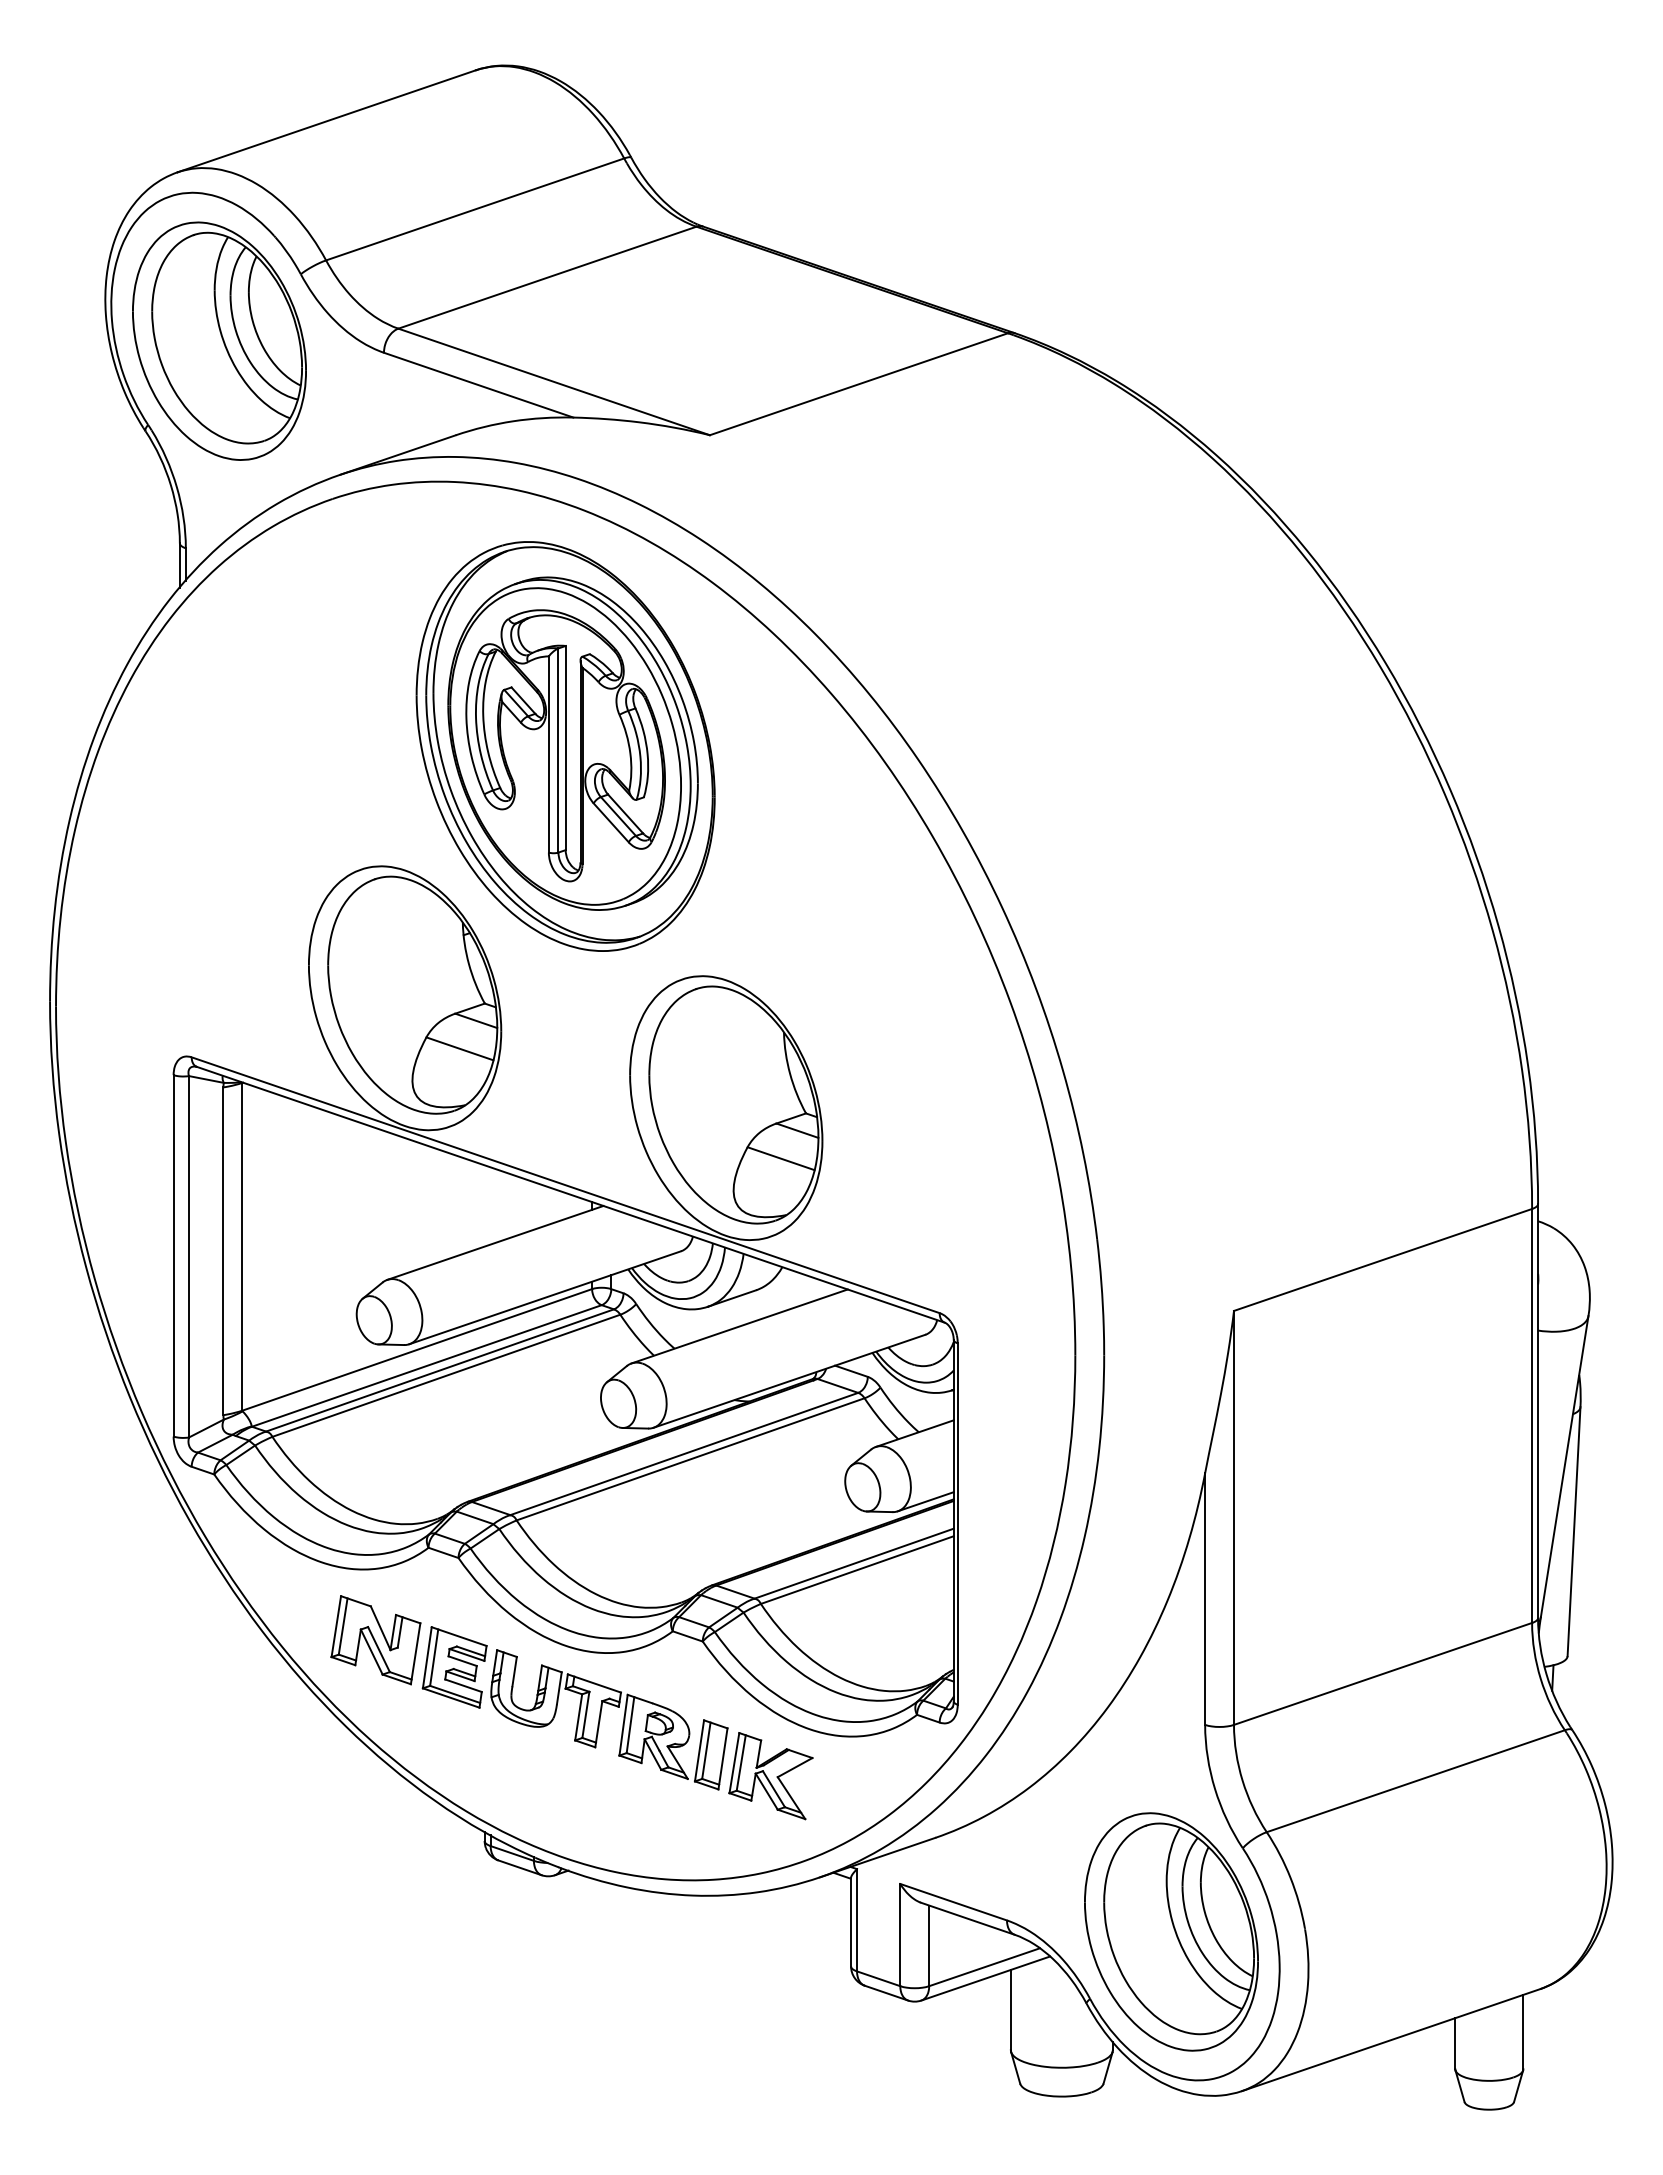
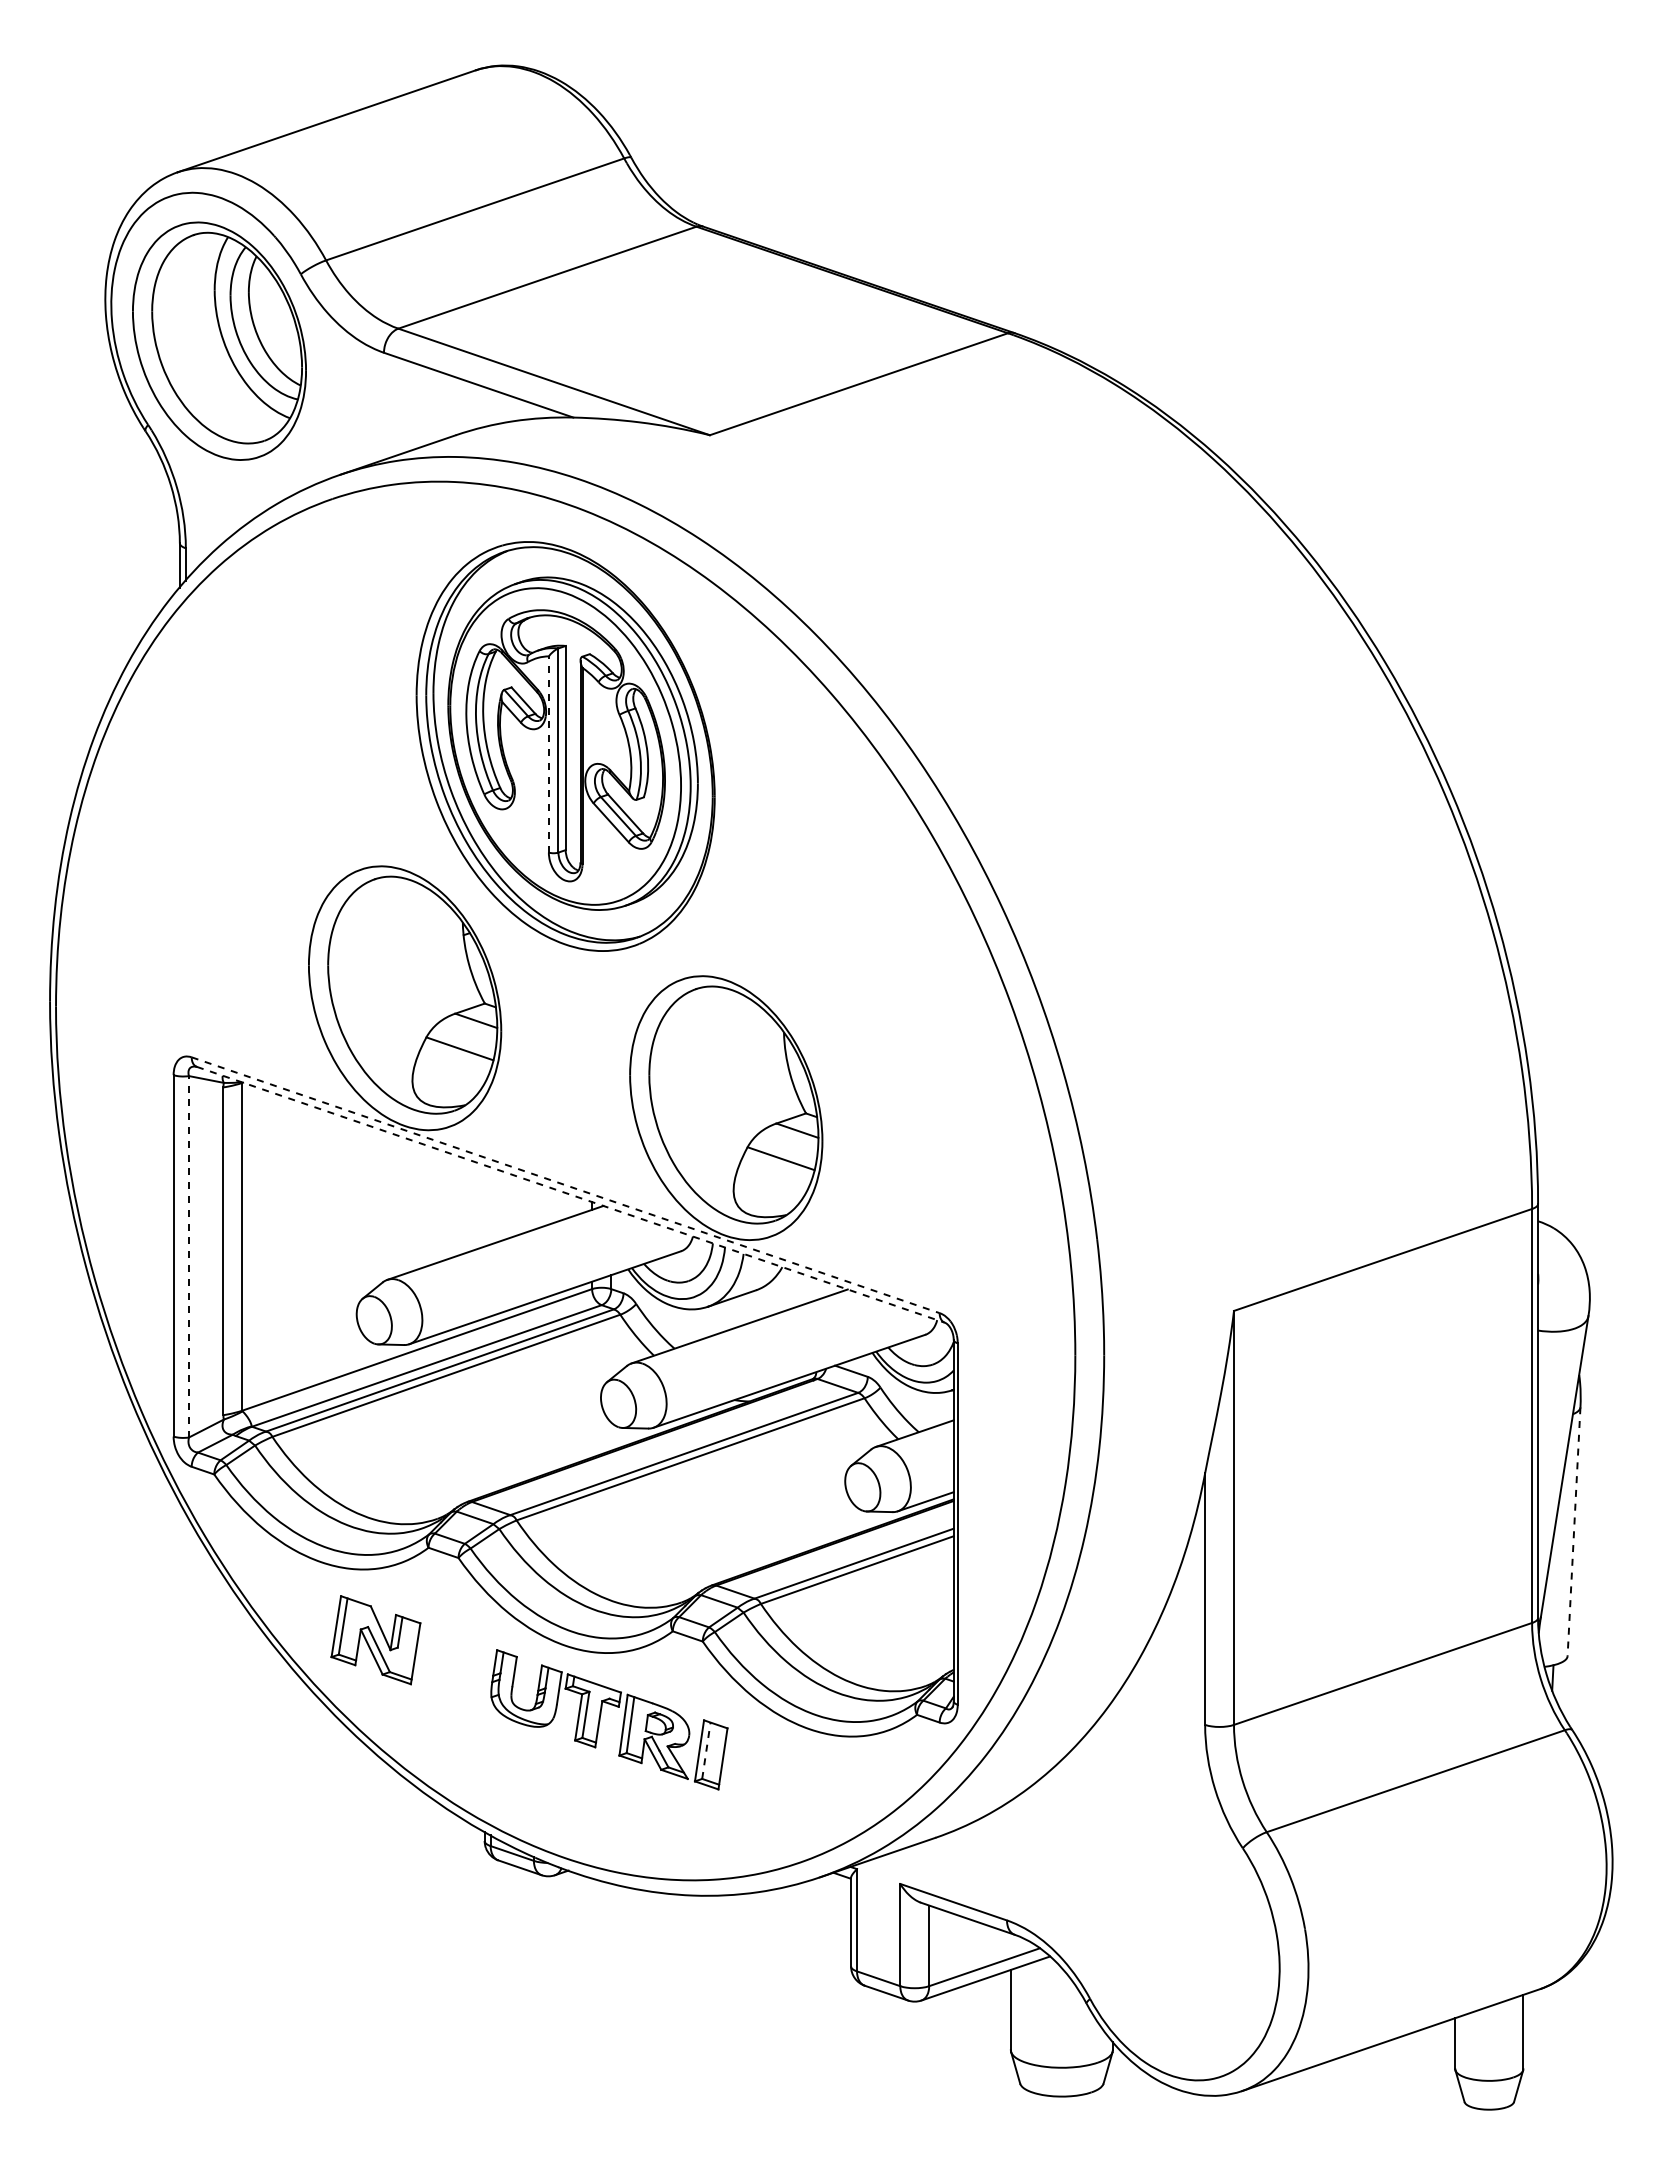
line: solid -> dashed (548, 753)
line: solid -> dashed (566, 1185)
line: solid -> dashed (571, 1194)
line: solid -> dashed (189, 1256)
line: solid -> dashed (1574, 1531)
part: present -> none (454, 1667)
line: solid -> dashed (706, 1750)
part: present -> none (770, 1776)
part: present -> none (1171, 1931)
